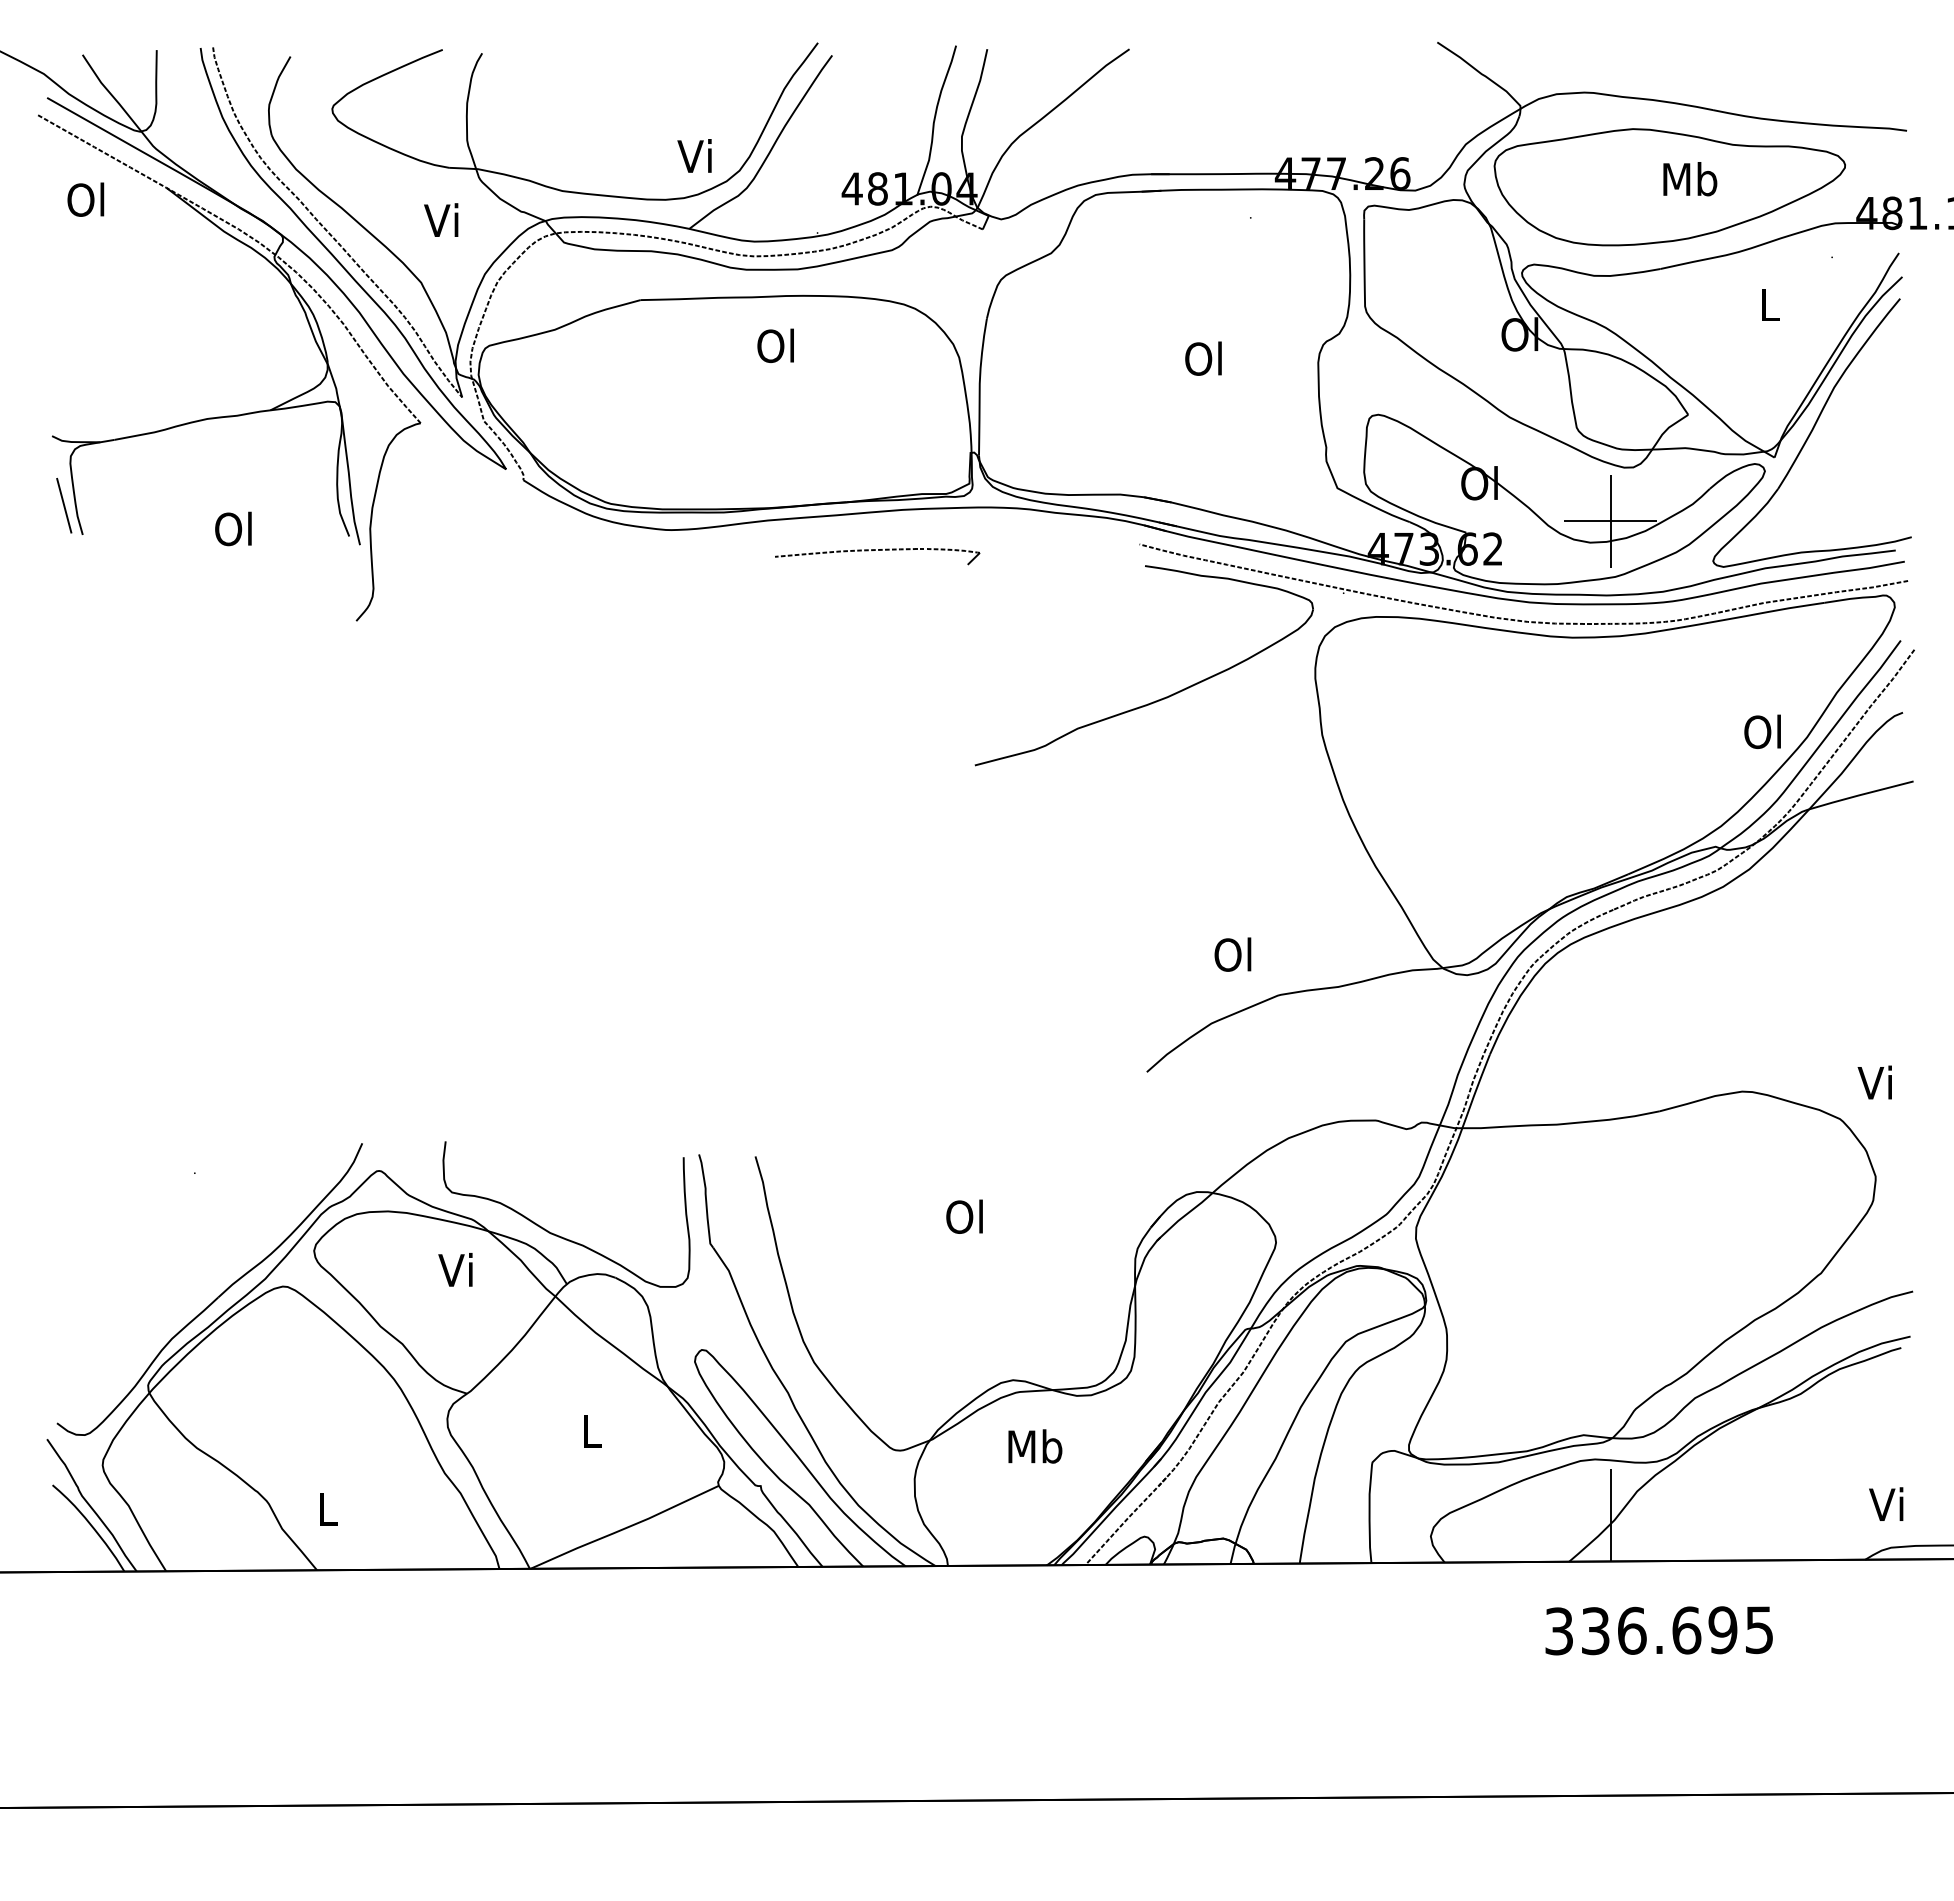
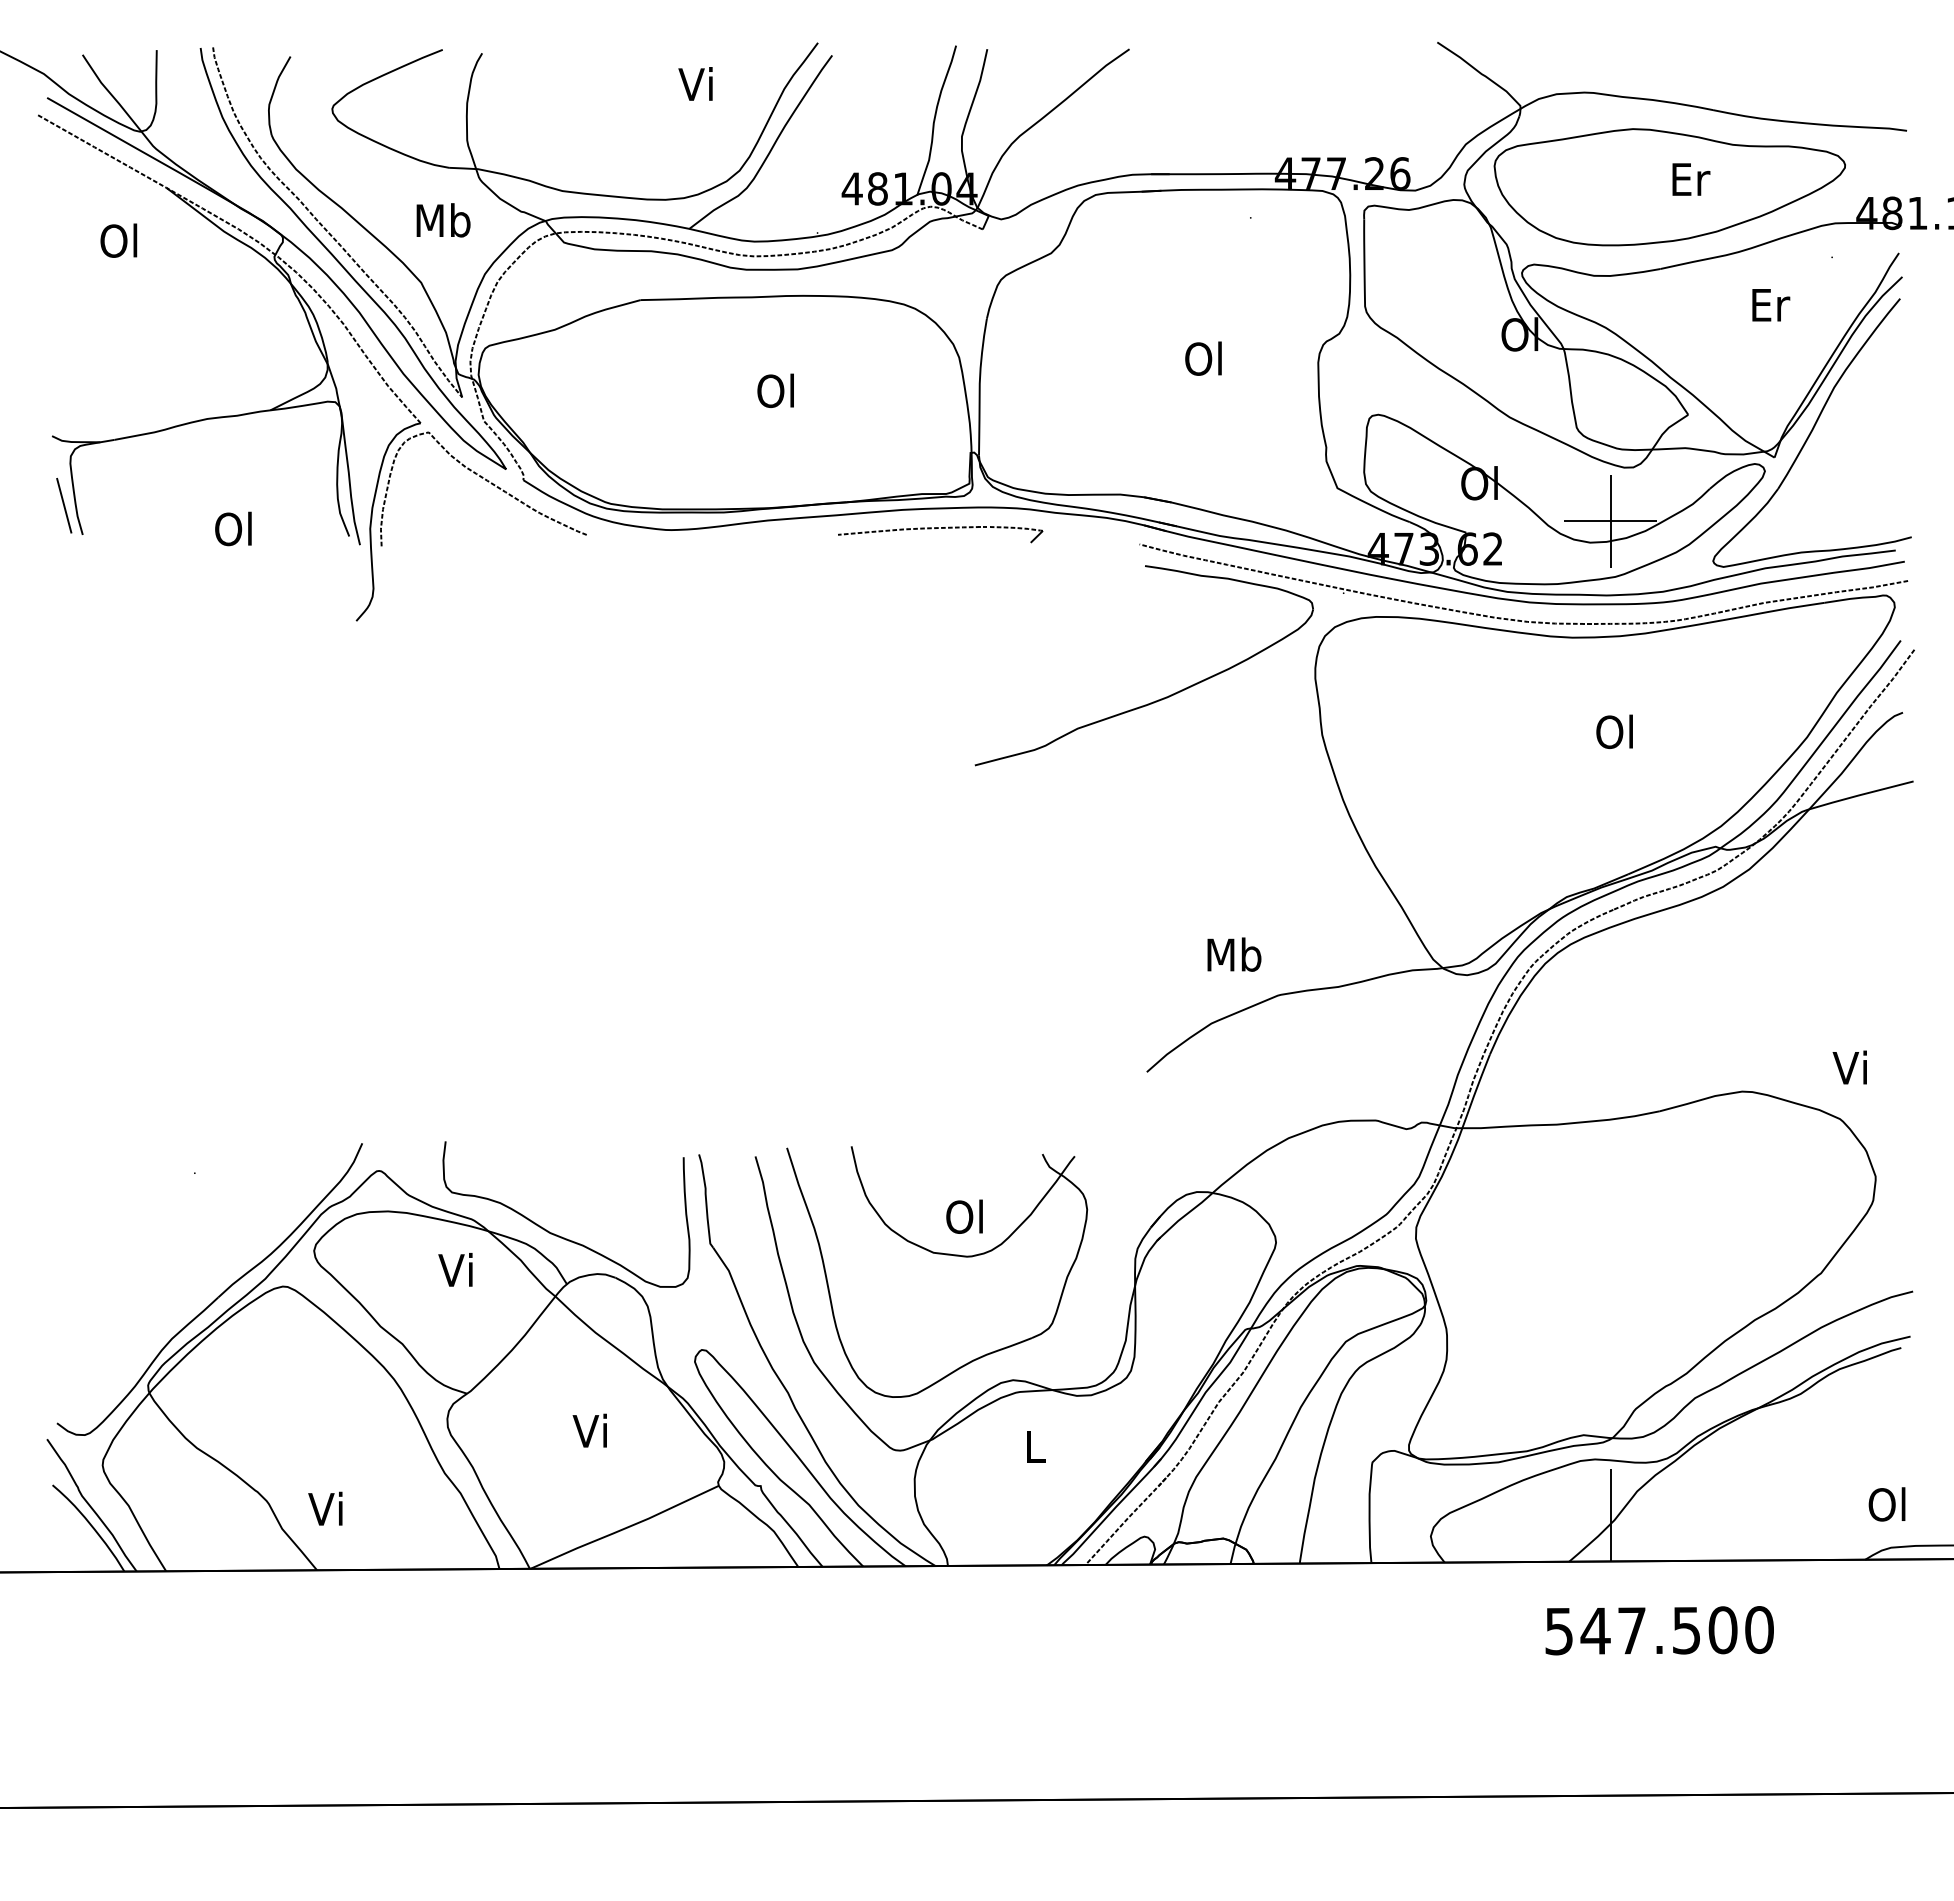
text position: (694, 155) -> (695, 83) (695, 83)
text: Mb -> Er (1690, 179)
text position: (85, 199) -> (118, 240) (118, 240)
text: Vi -> Mb (443, 220)
text: L -> Er (1771, 305)
text position: (775, 345) -> (775, 390) (775, 390)
curve: none -> present (486, 481)
part position: (878, 550) -> (941, 528) (941, 528)
text position: (1762, 731) -> (1614, 731) (1614, 731)
text: Ol -> Mb (1234, 954)
text position: (1874, 1082) -> (1849, 1067) (1849, 1067)
part: none -> present (937, 1254)
text: L -> Vi (589, 1430)
text: Mb -> L (1035, 1446)
text: Vi -> Ol (1886, 1504)
text: L -> Vi (325, 1508)
text: 336.695 -> 547.500 (1659, 1630)
